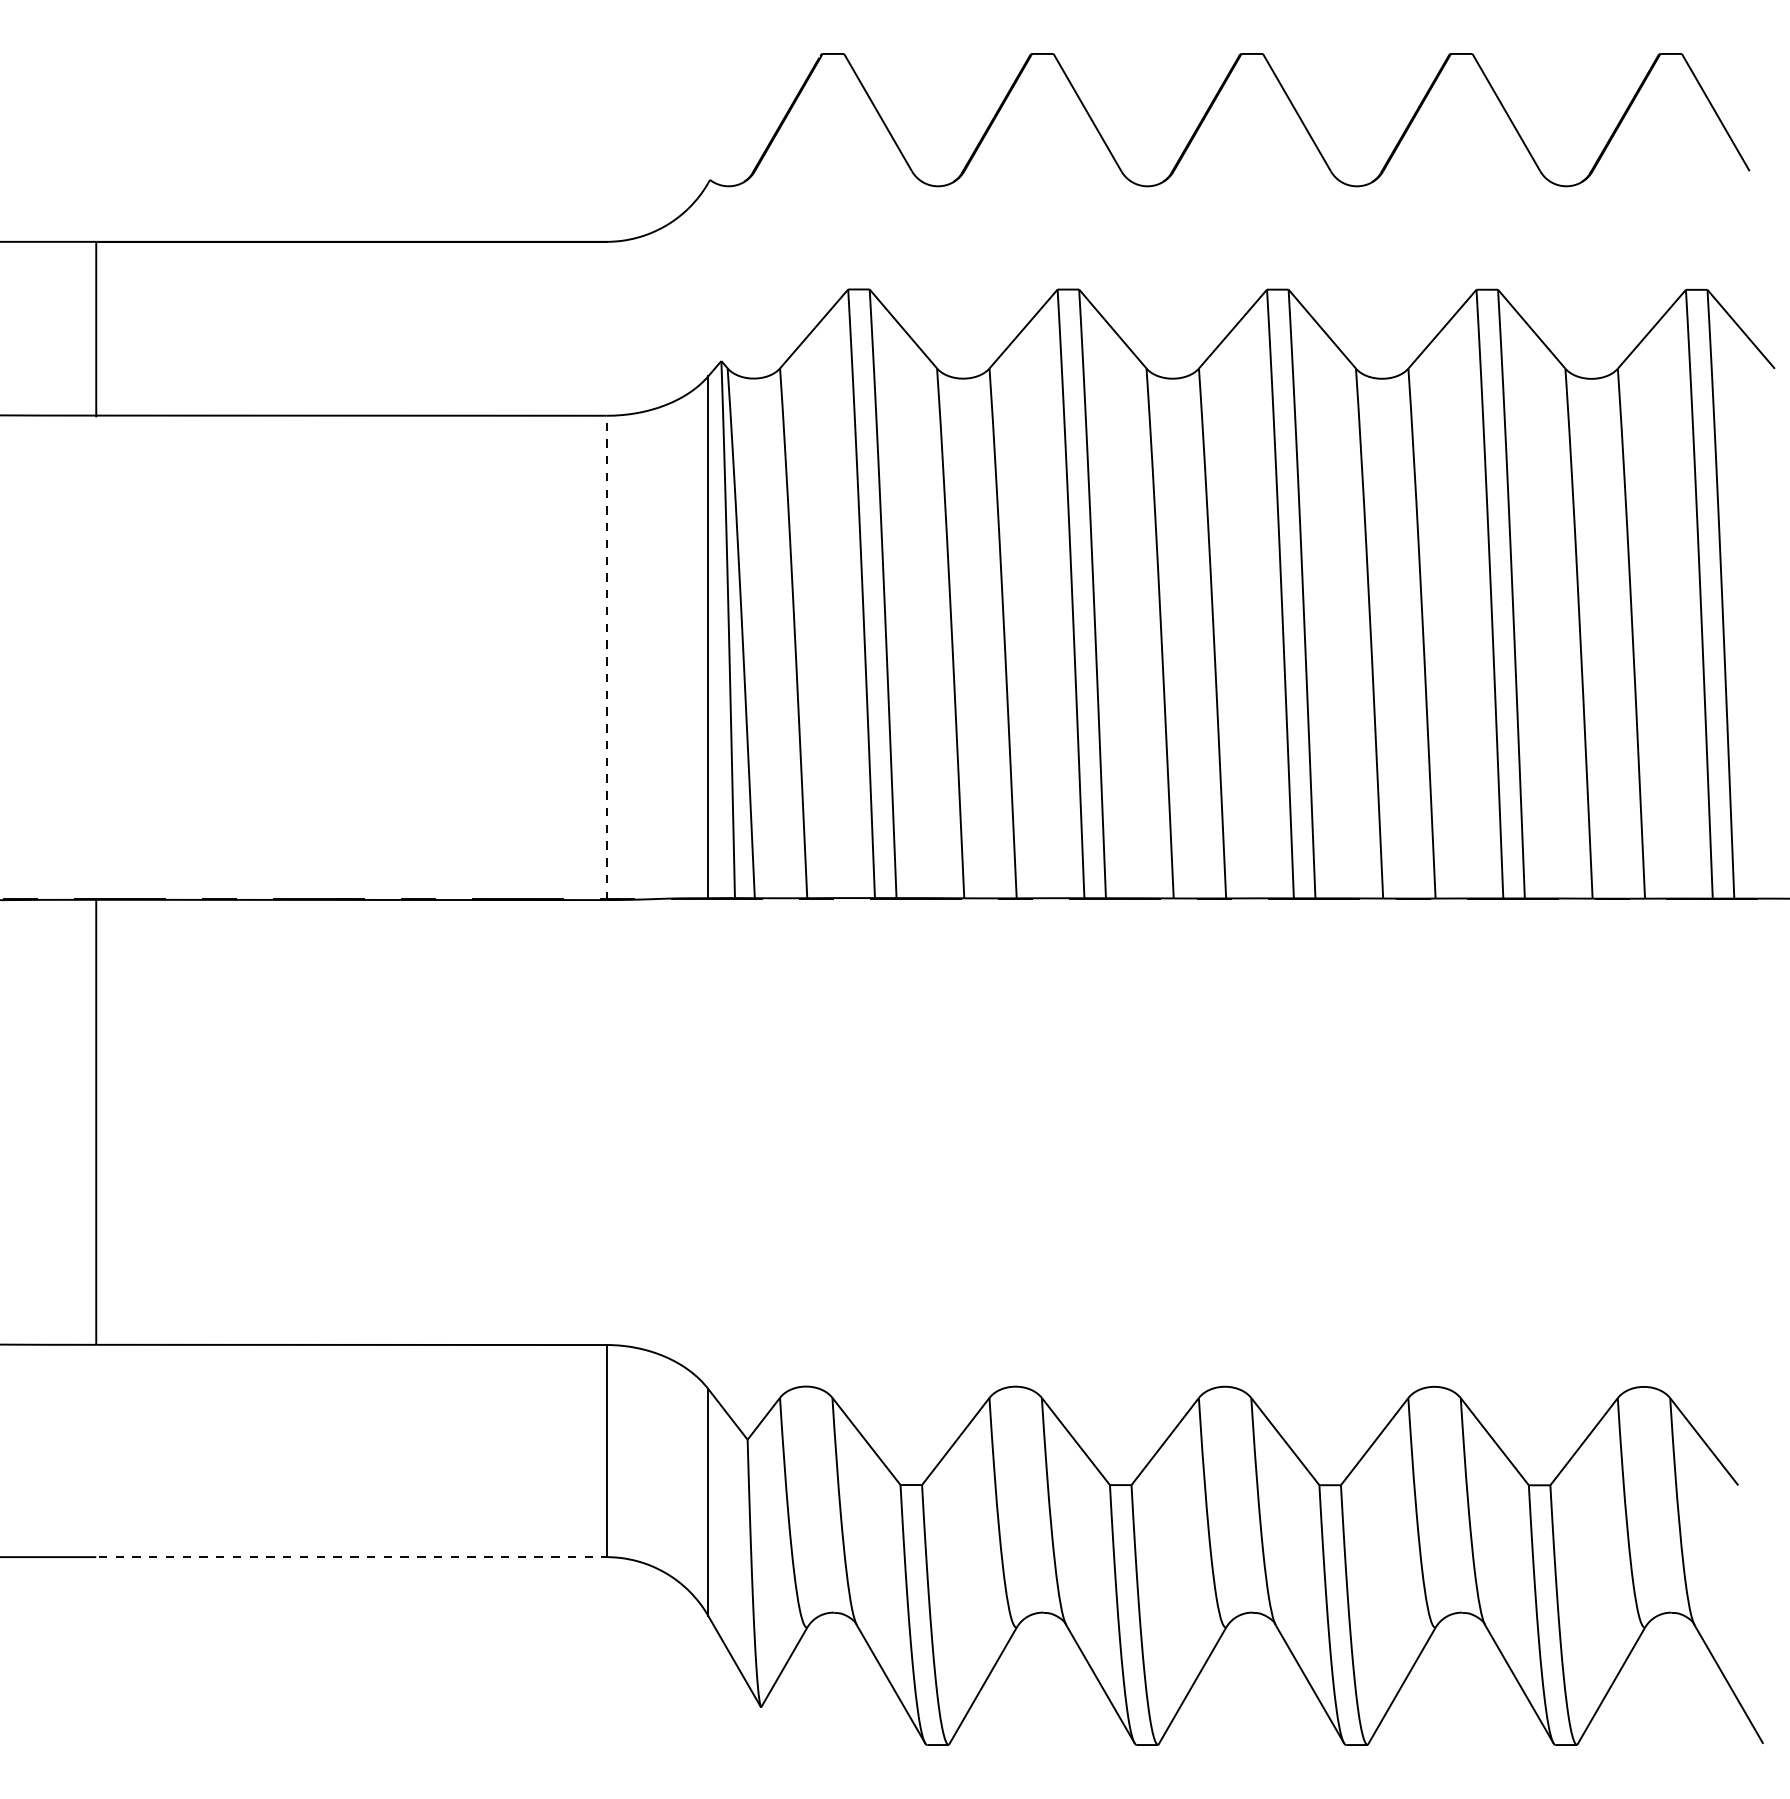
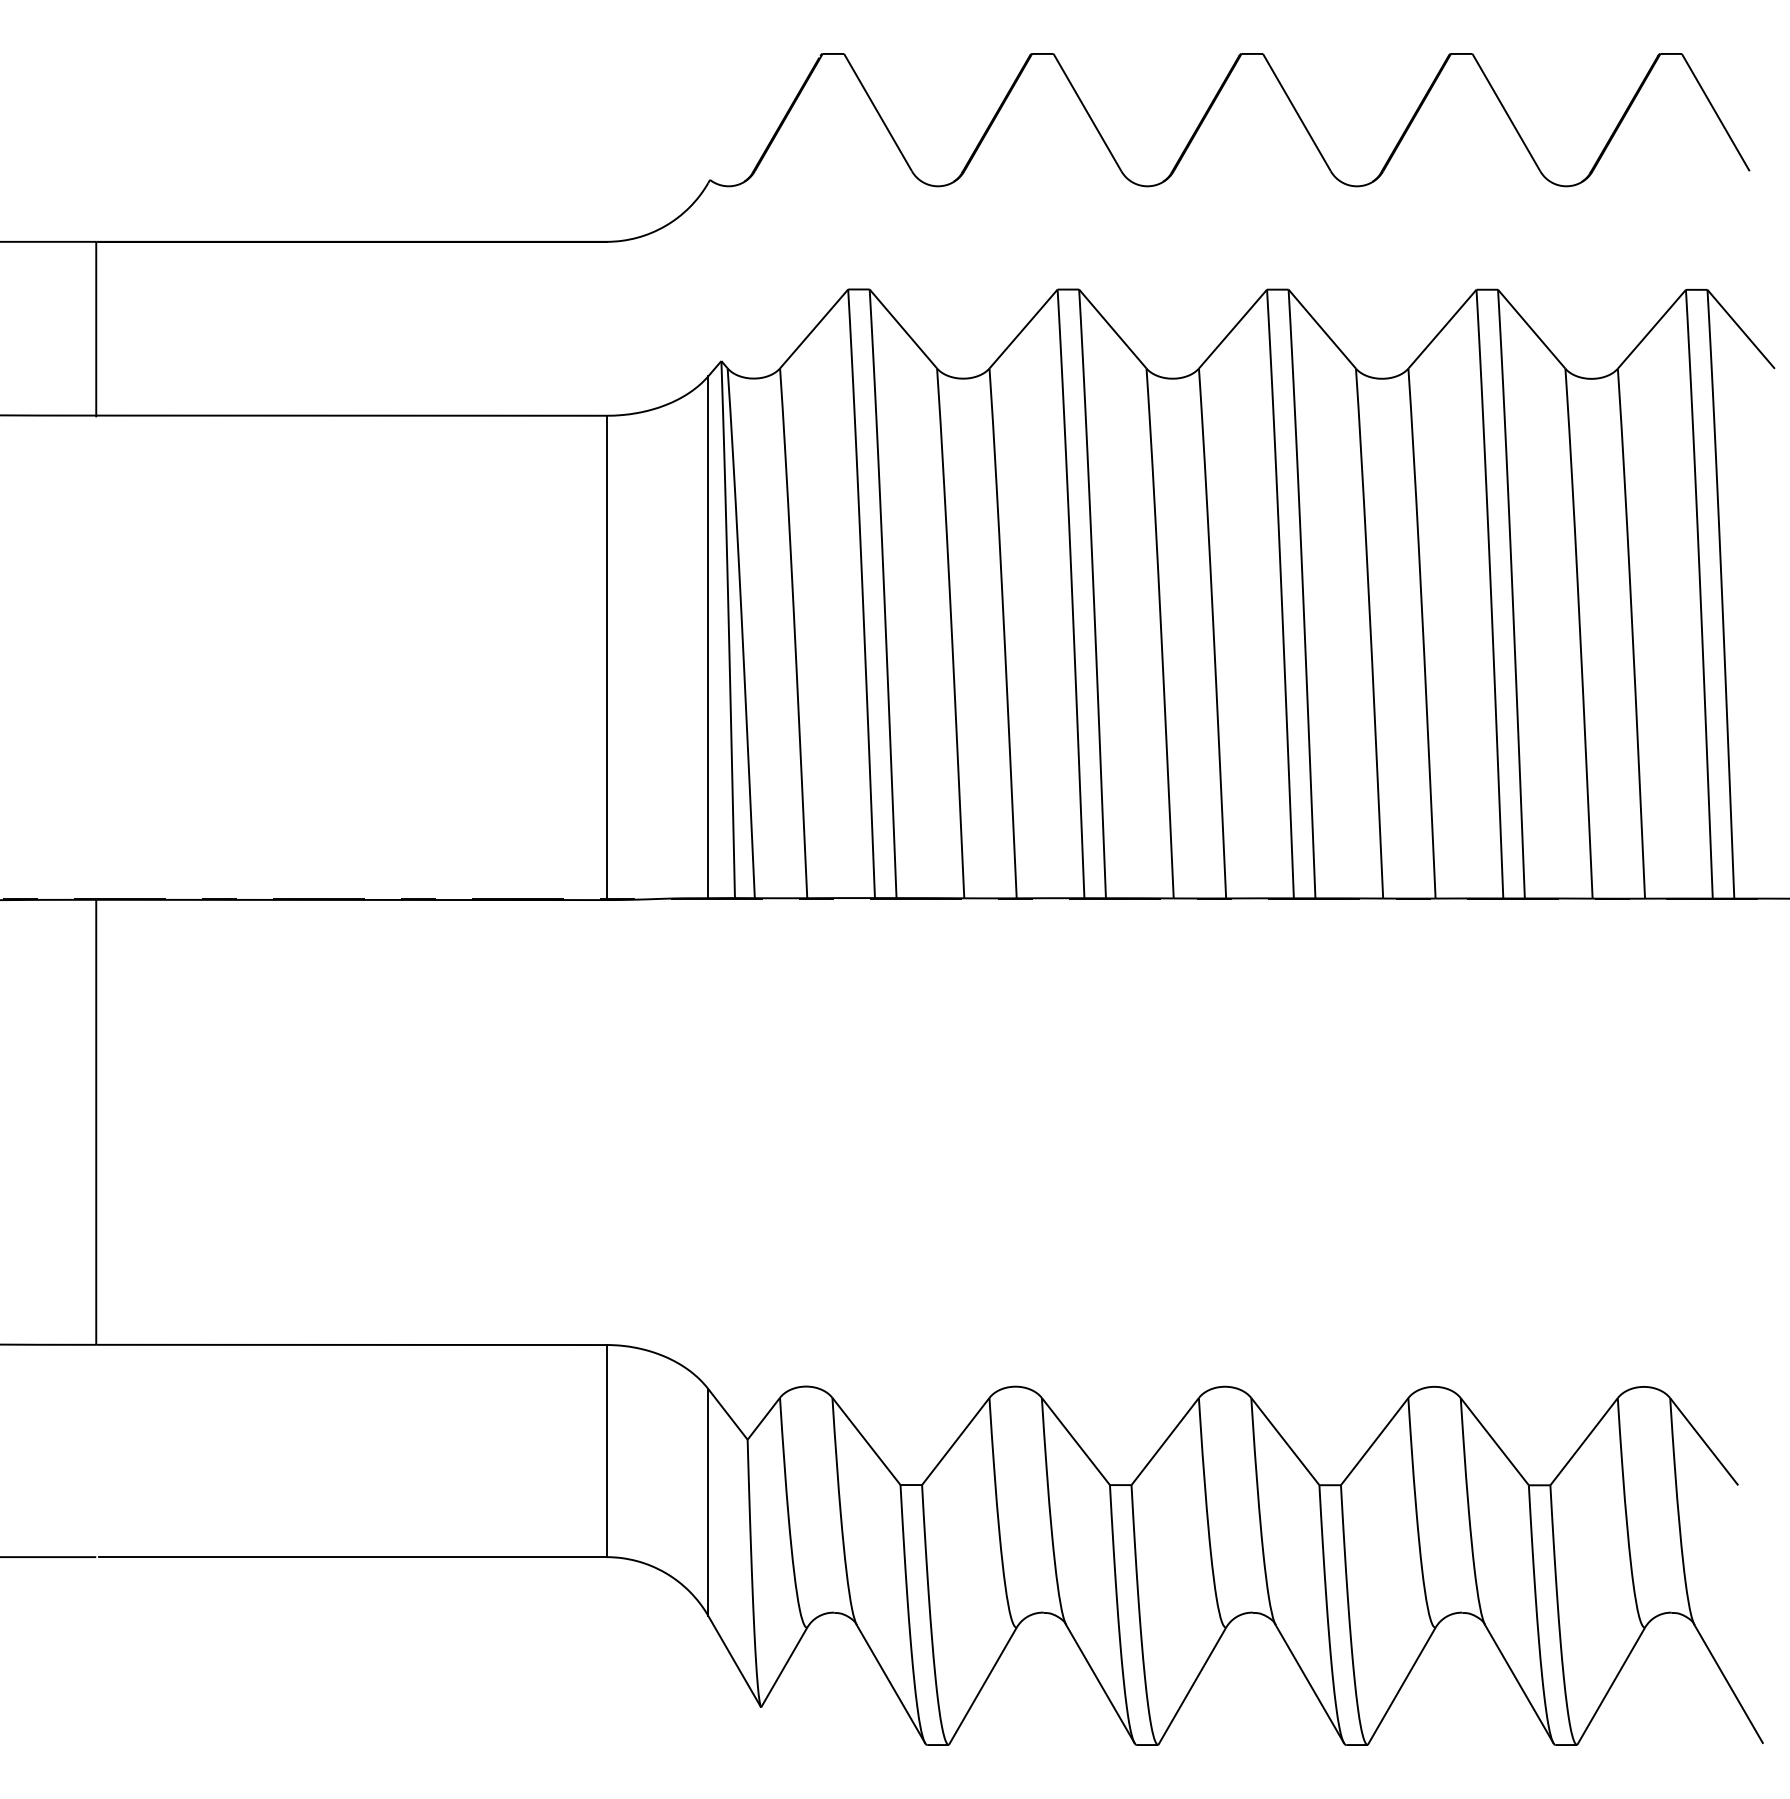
line: dashed -> solid (606, 657)
line: dashed -> solid (352, 1557)
